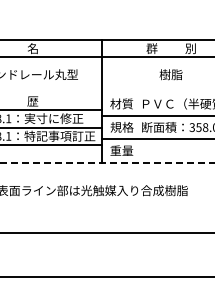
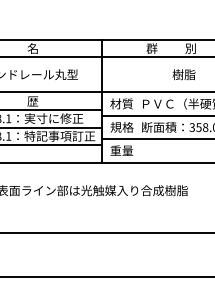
text position: (170, 74) -> (183, 74) (183, 74)
line: none -> present (106, 92)
line: dashed -> solid (107, 162)
